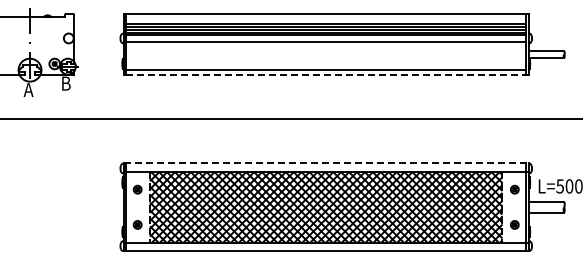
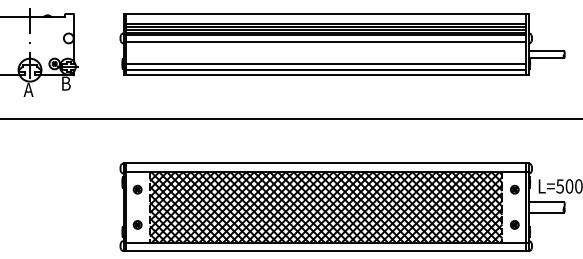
line: none -> present (326, 63)
line: dashed -> solid (326, 75)
line: dashed -> solid (326, 163)
